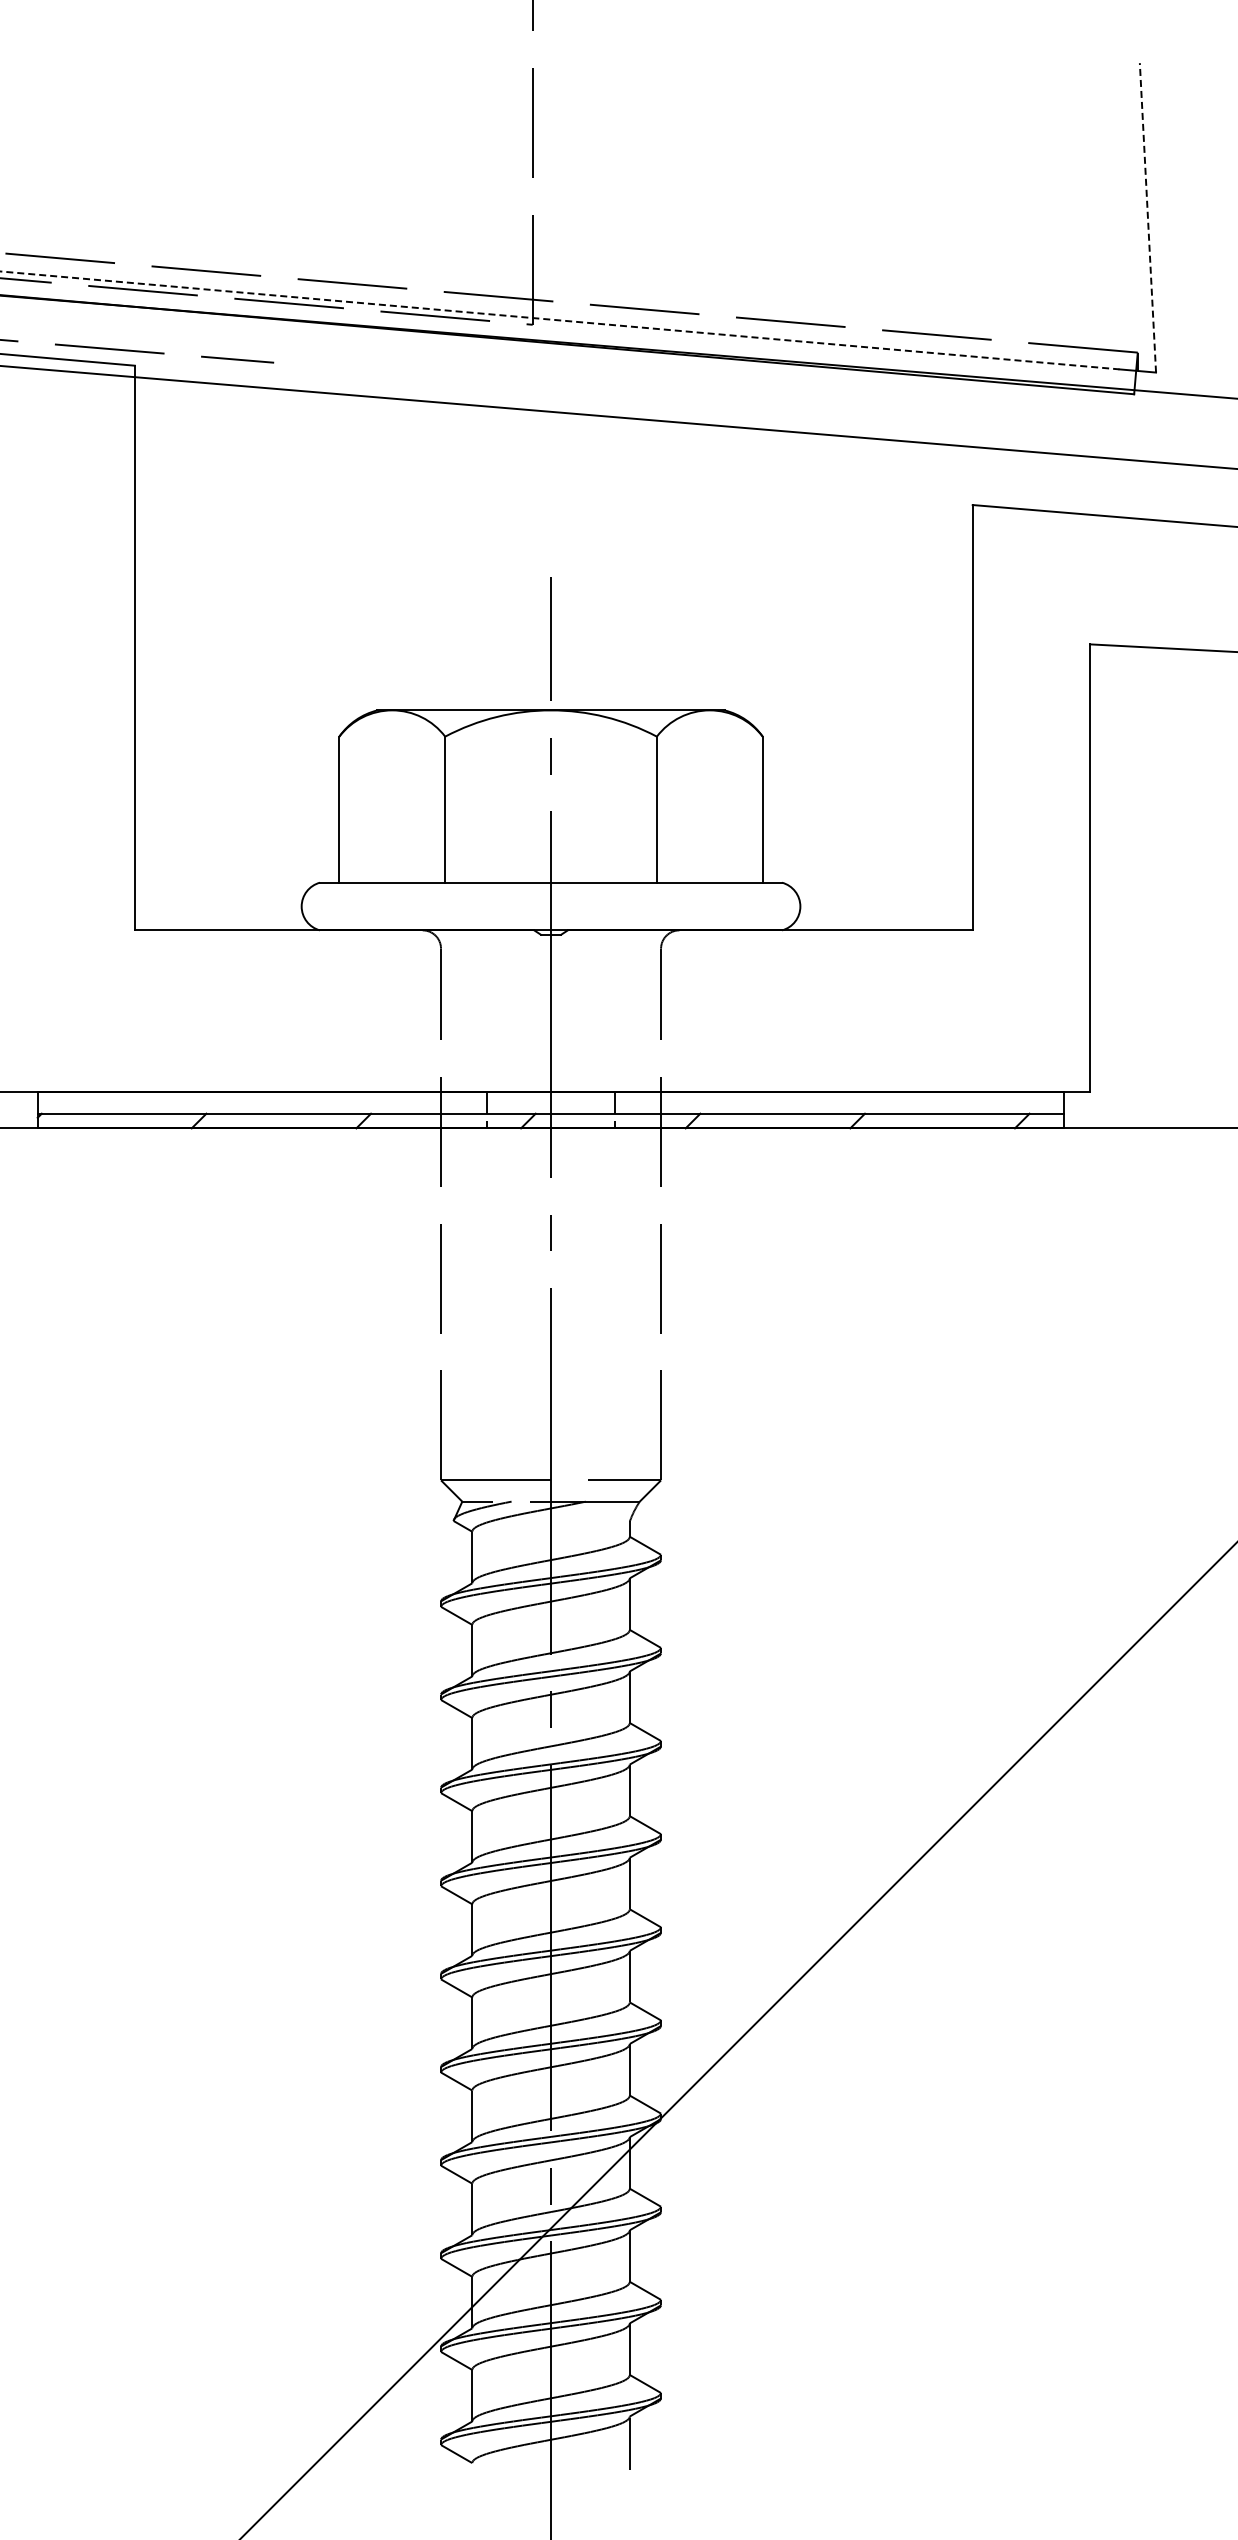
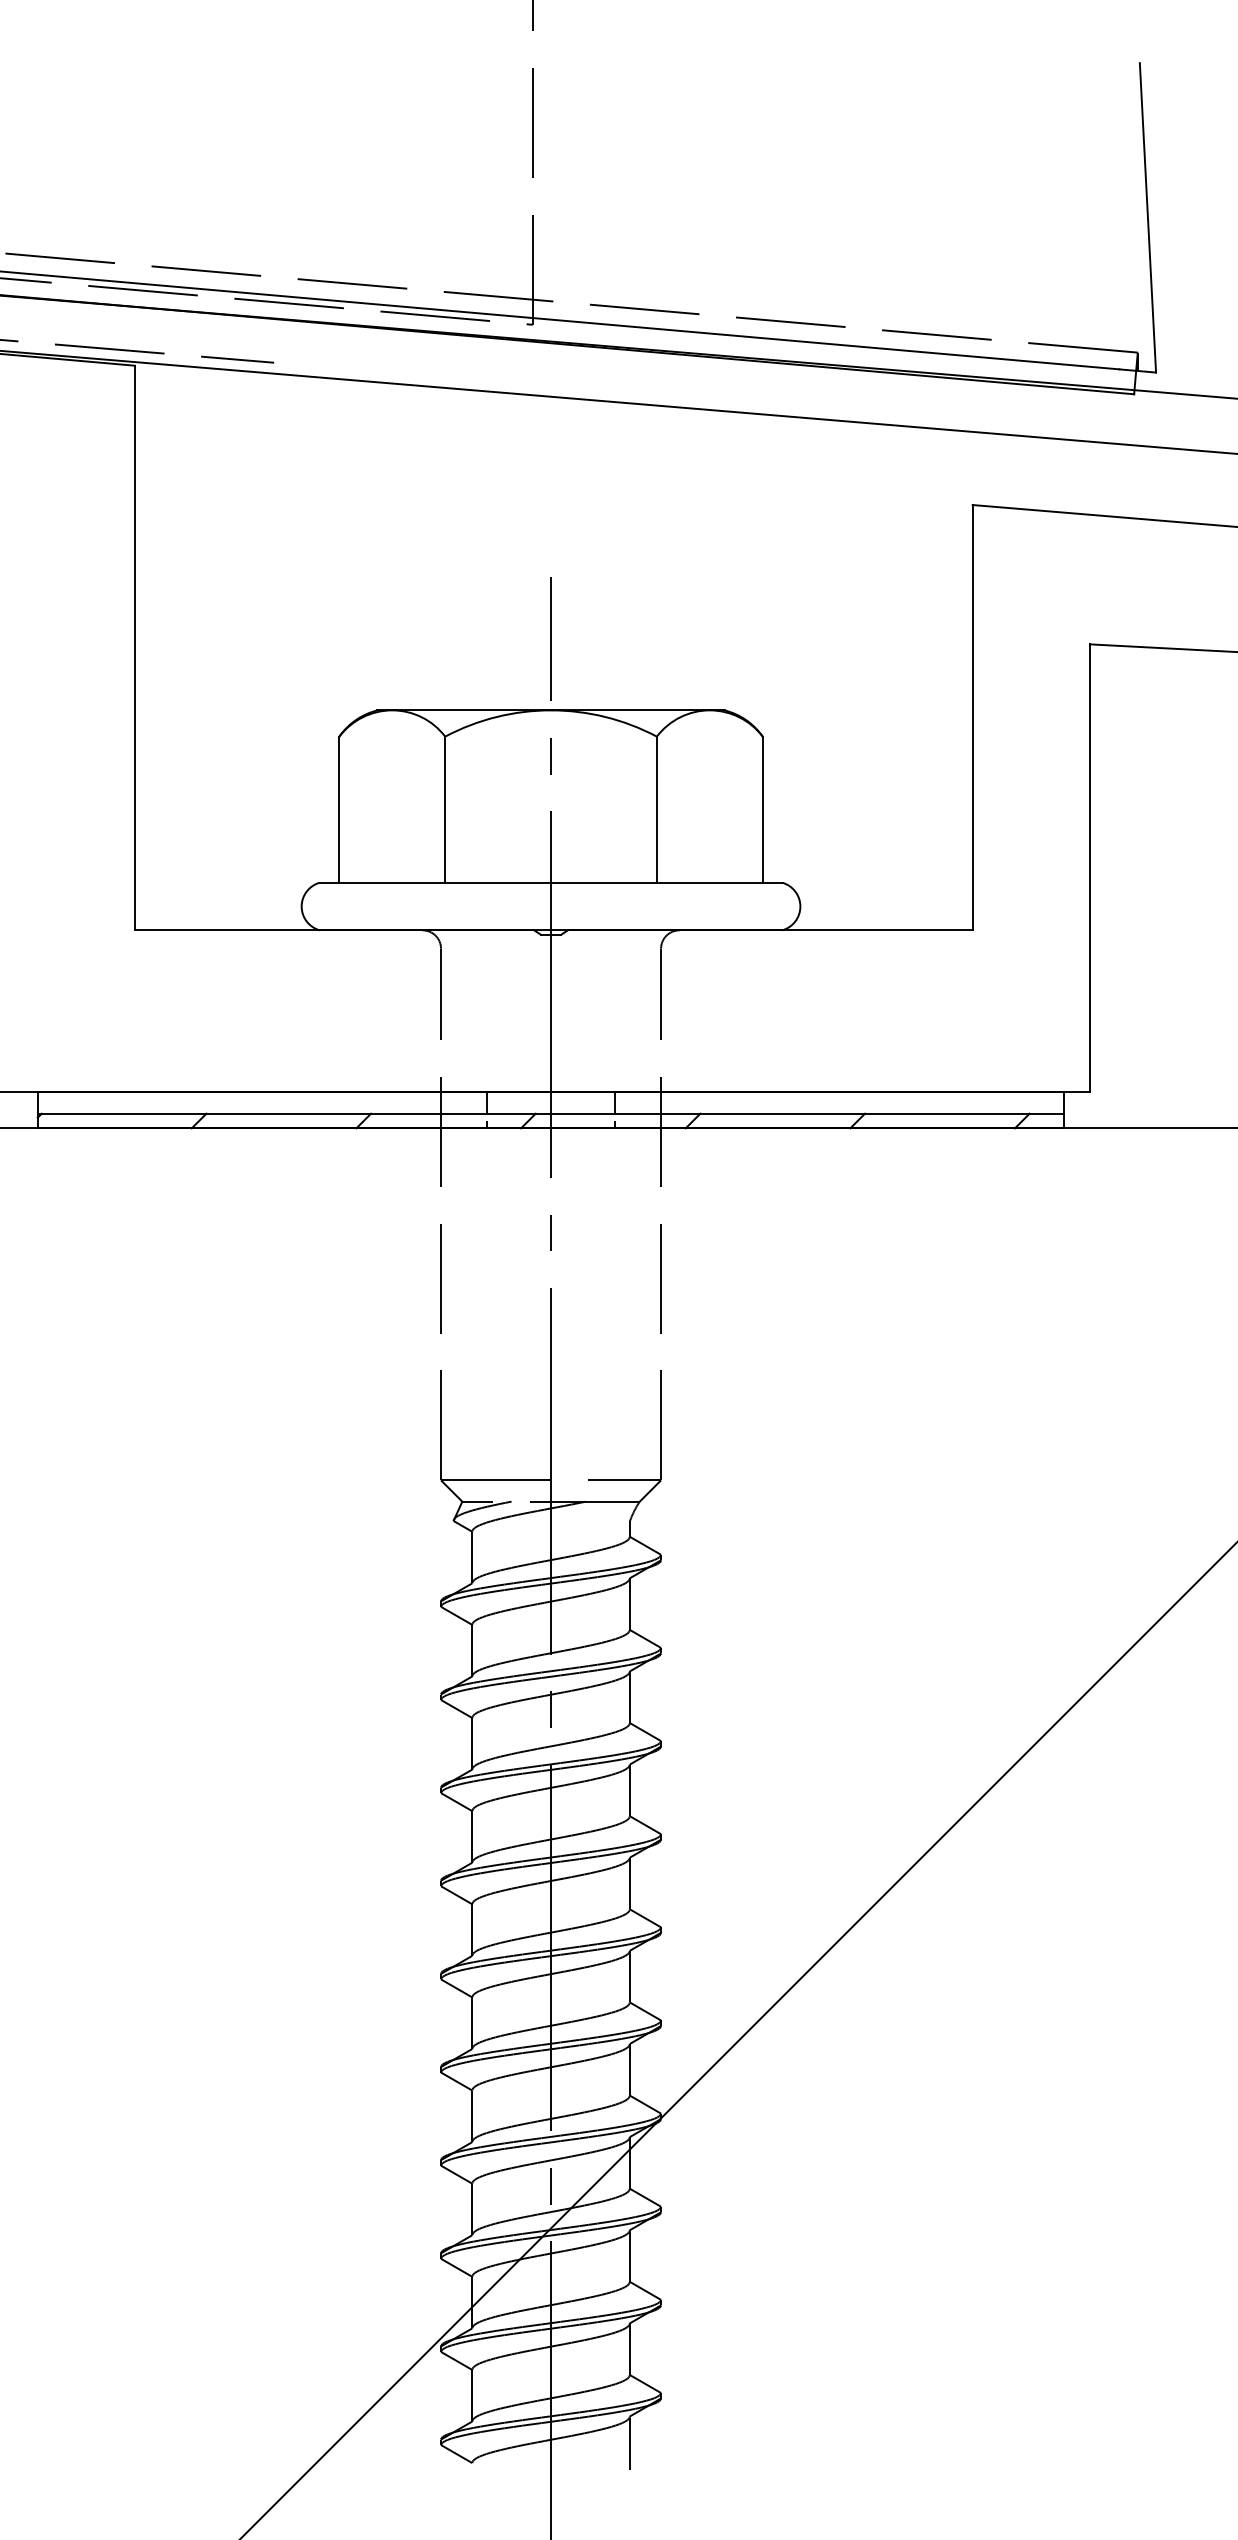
line: dashed -> solid (1147, 217)
line: dashed -> solid (560, 320)
line position: (618, 417) -> (618, 402) (618, 402)
